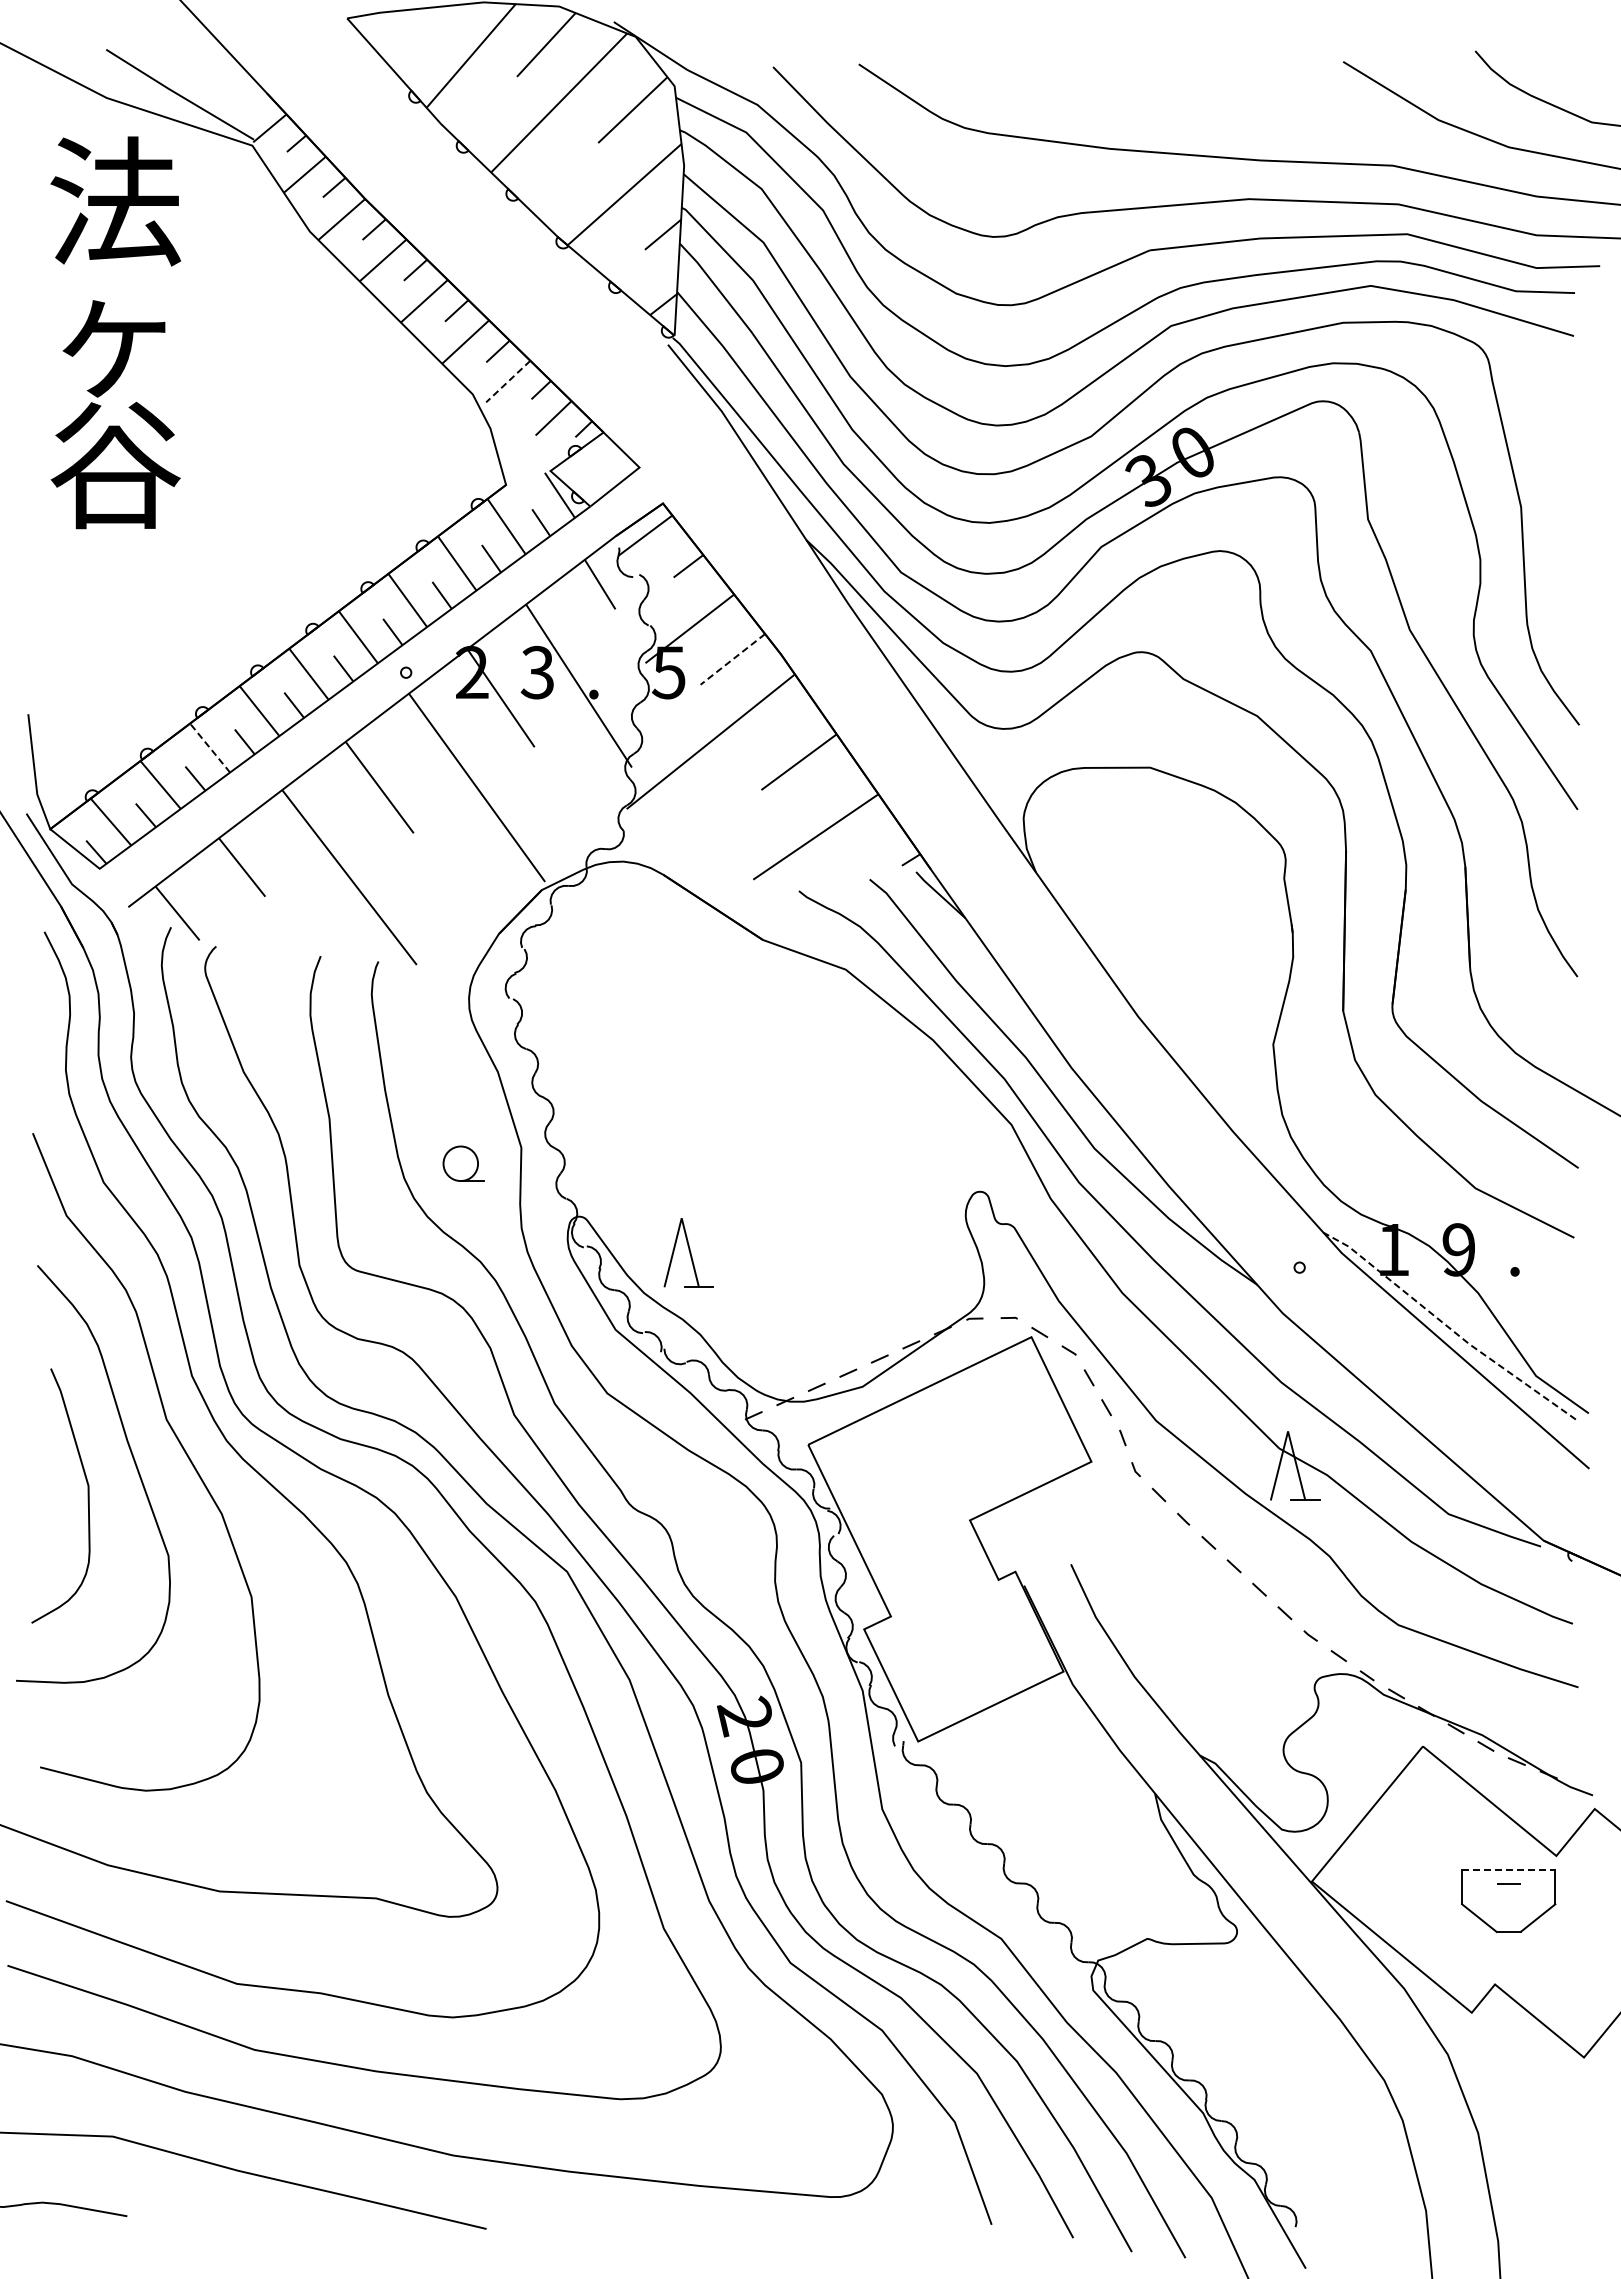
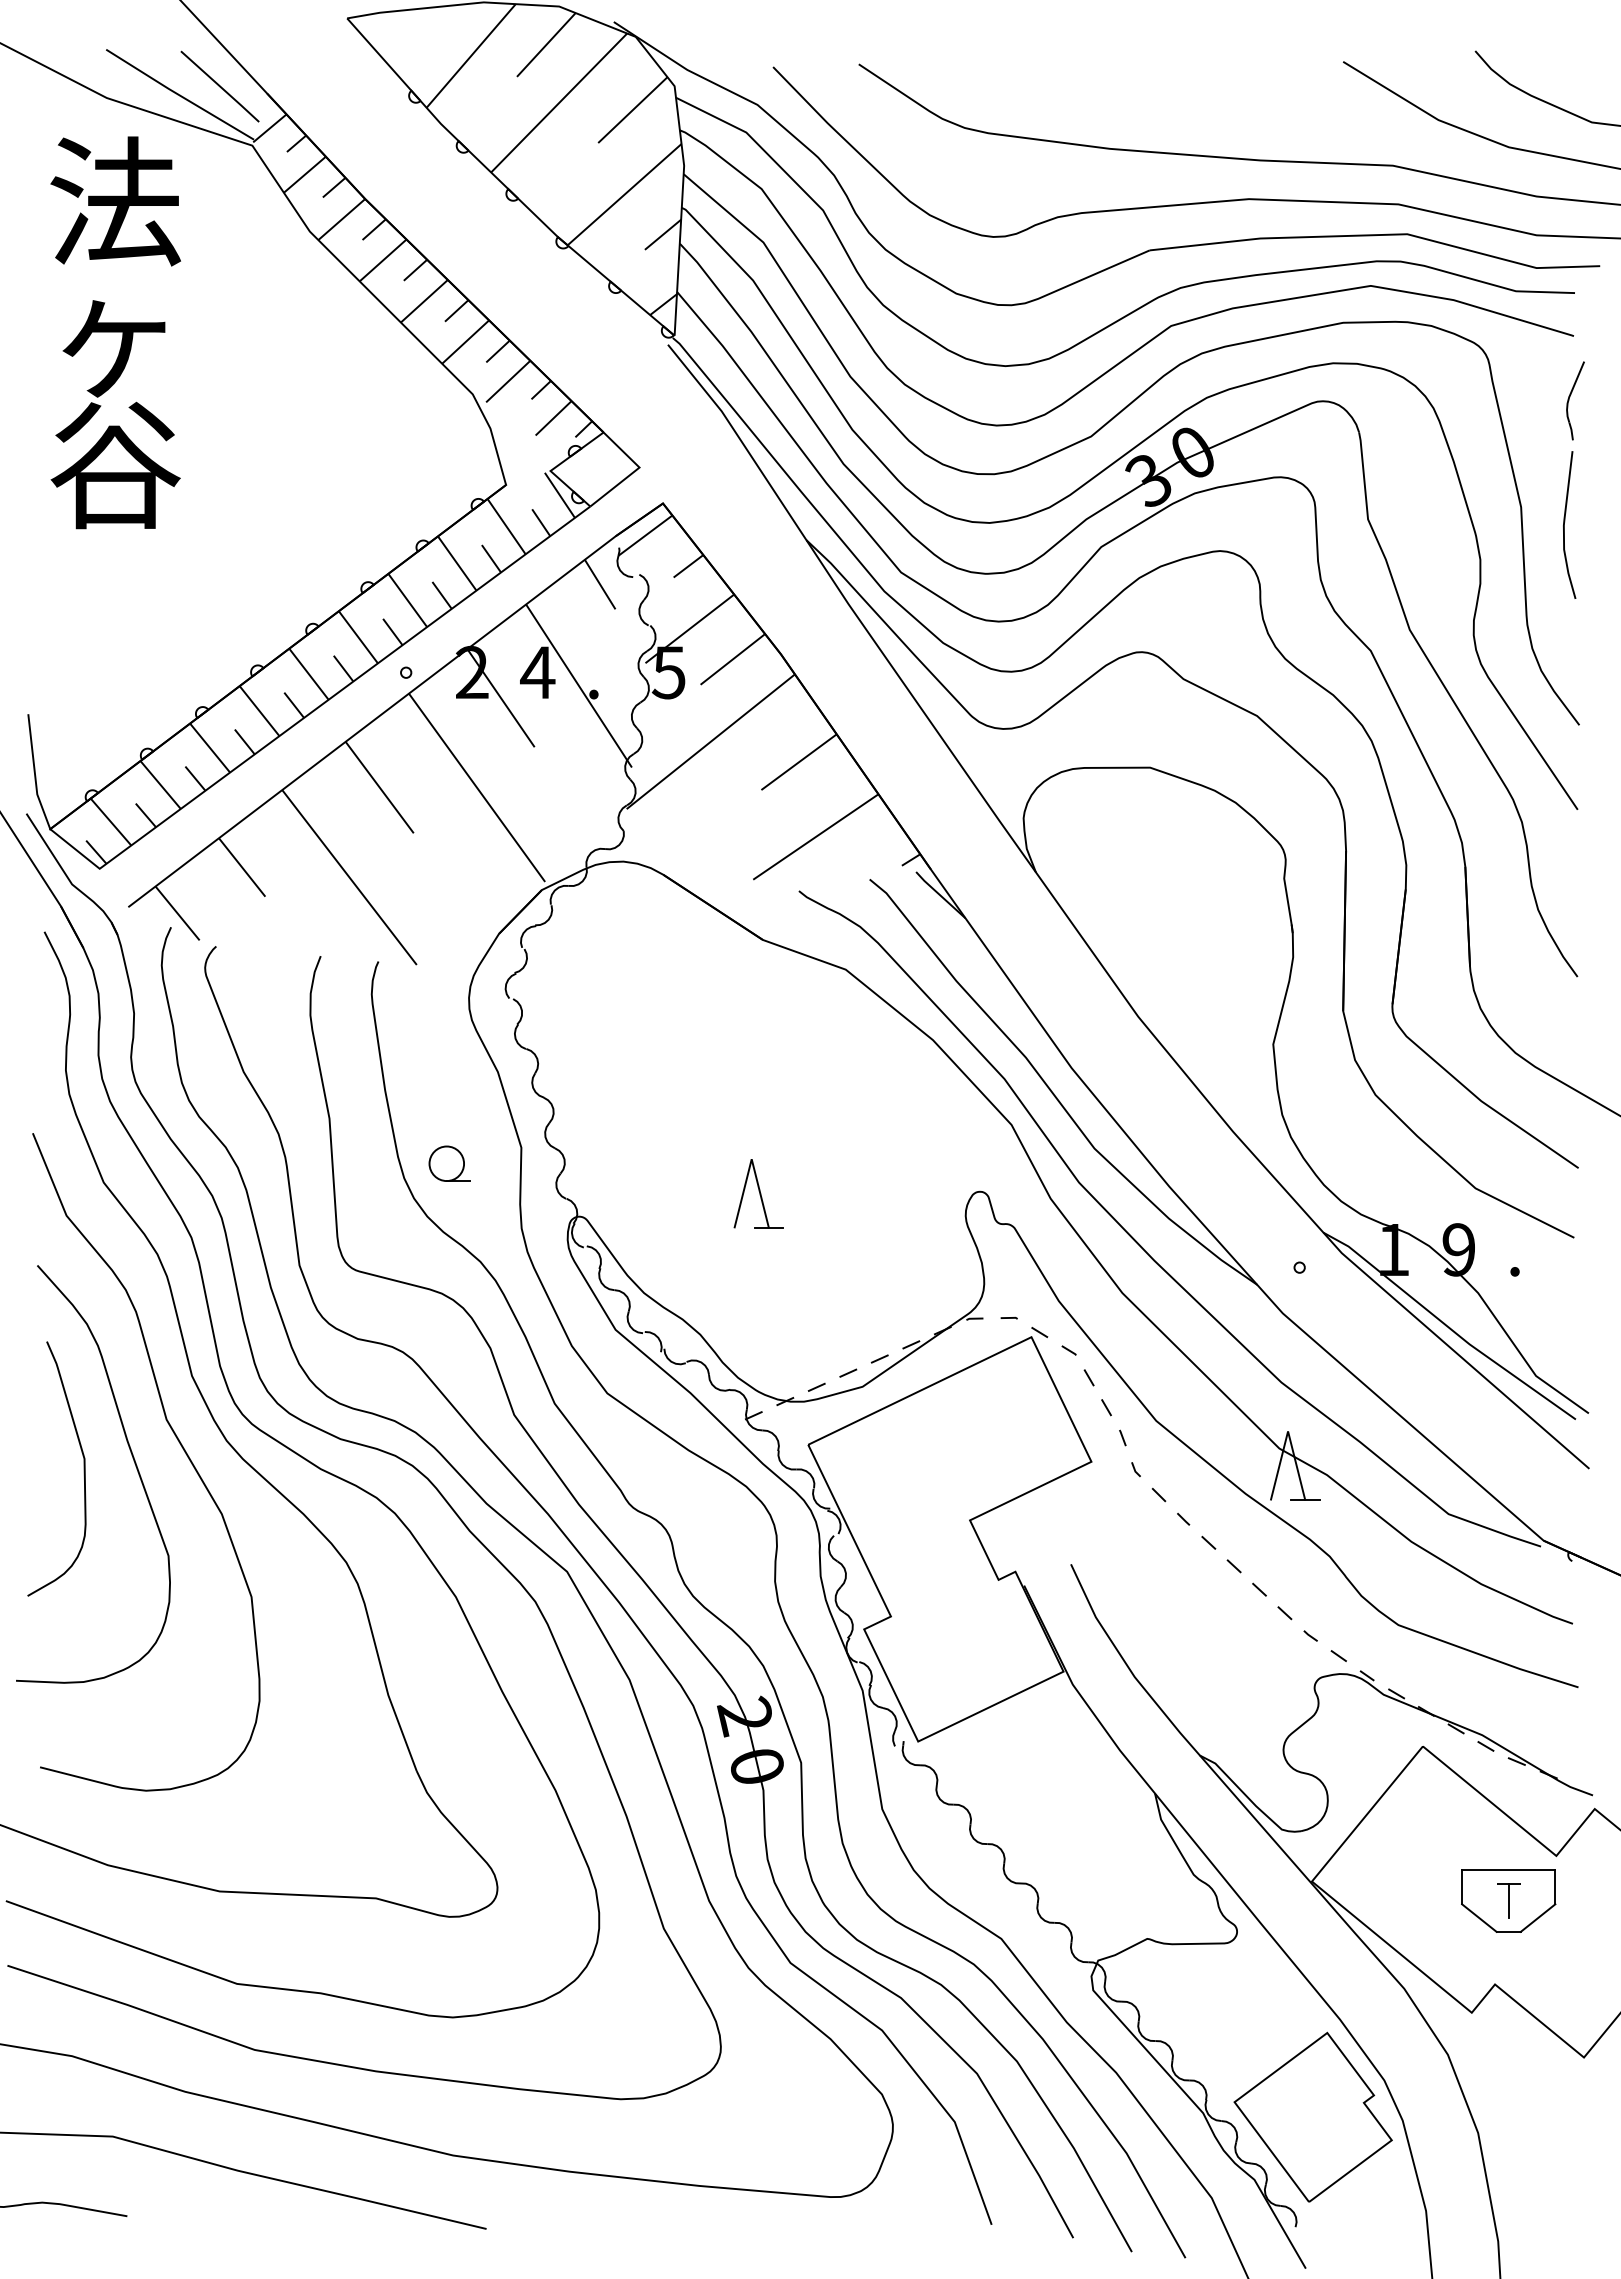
line: none -> present (219, 86)
line: dashed -> solid (507, 381)
part: none -> present (1575, 400)
curve: none -> present (1565, 521)
line: dashed -> solid (732, 659)
text: 3 -> 4 (537, 672)
line: dashed -> solid (210, 748)
part position: (463, 1163) -> (449, 1163) (449, 1163)
part position: (688, 1252) -> (758, 1193) (758, 1193)
line: dashed -> solid (1448, 1327)
curve position: (87, 1495) -> (83, 1468) (83, 1468)
line: dashed -> solid (1508, 1869)
line: none -> present (1508, 1900)
part: none -> present (1312, 2116)
